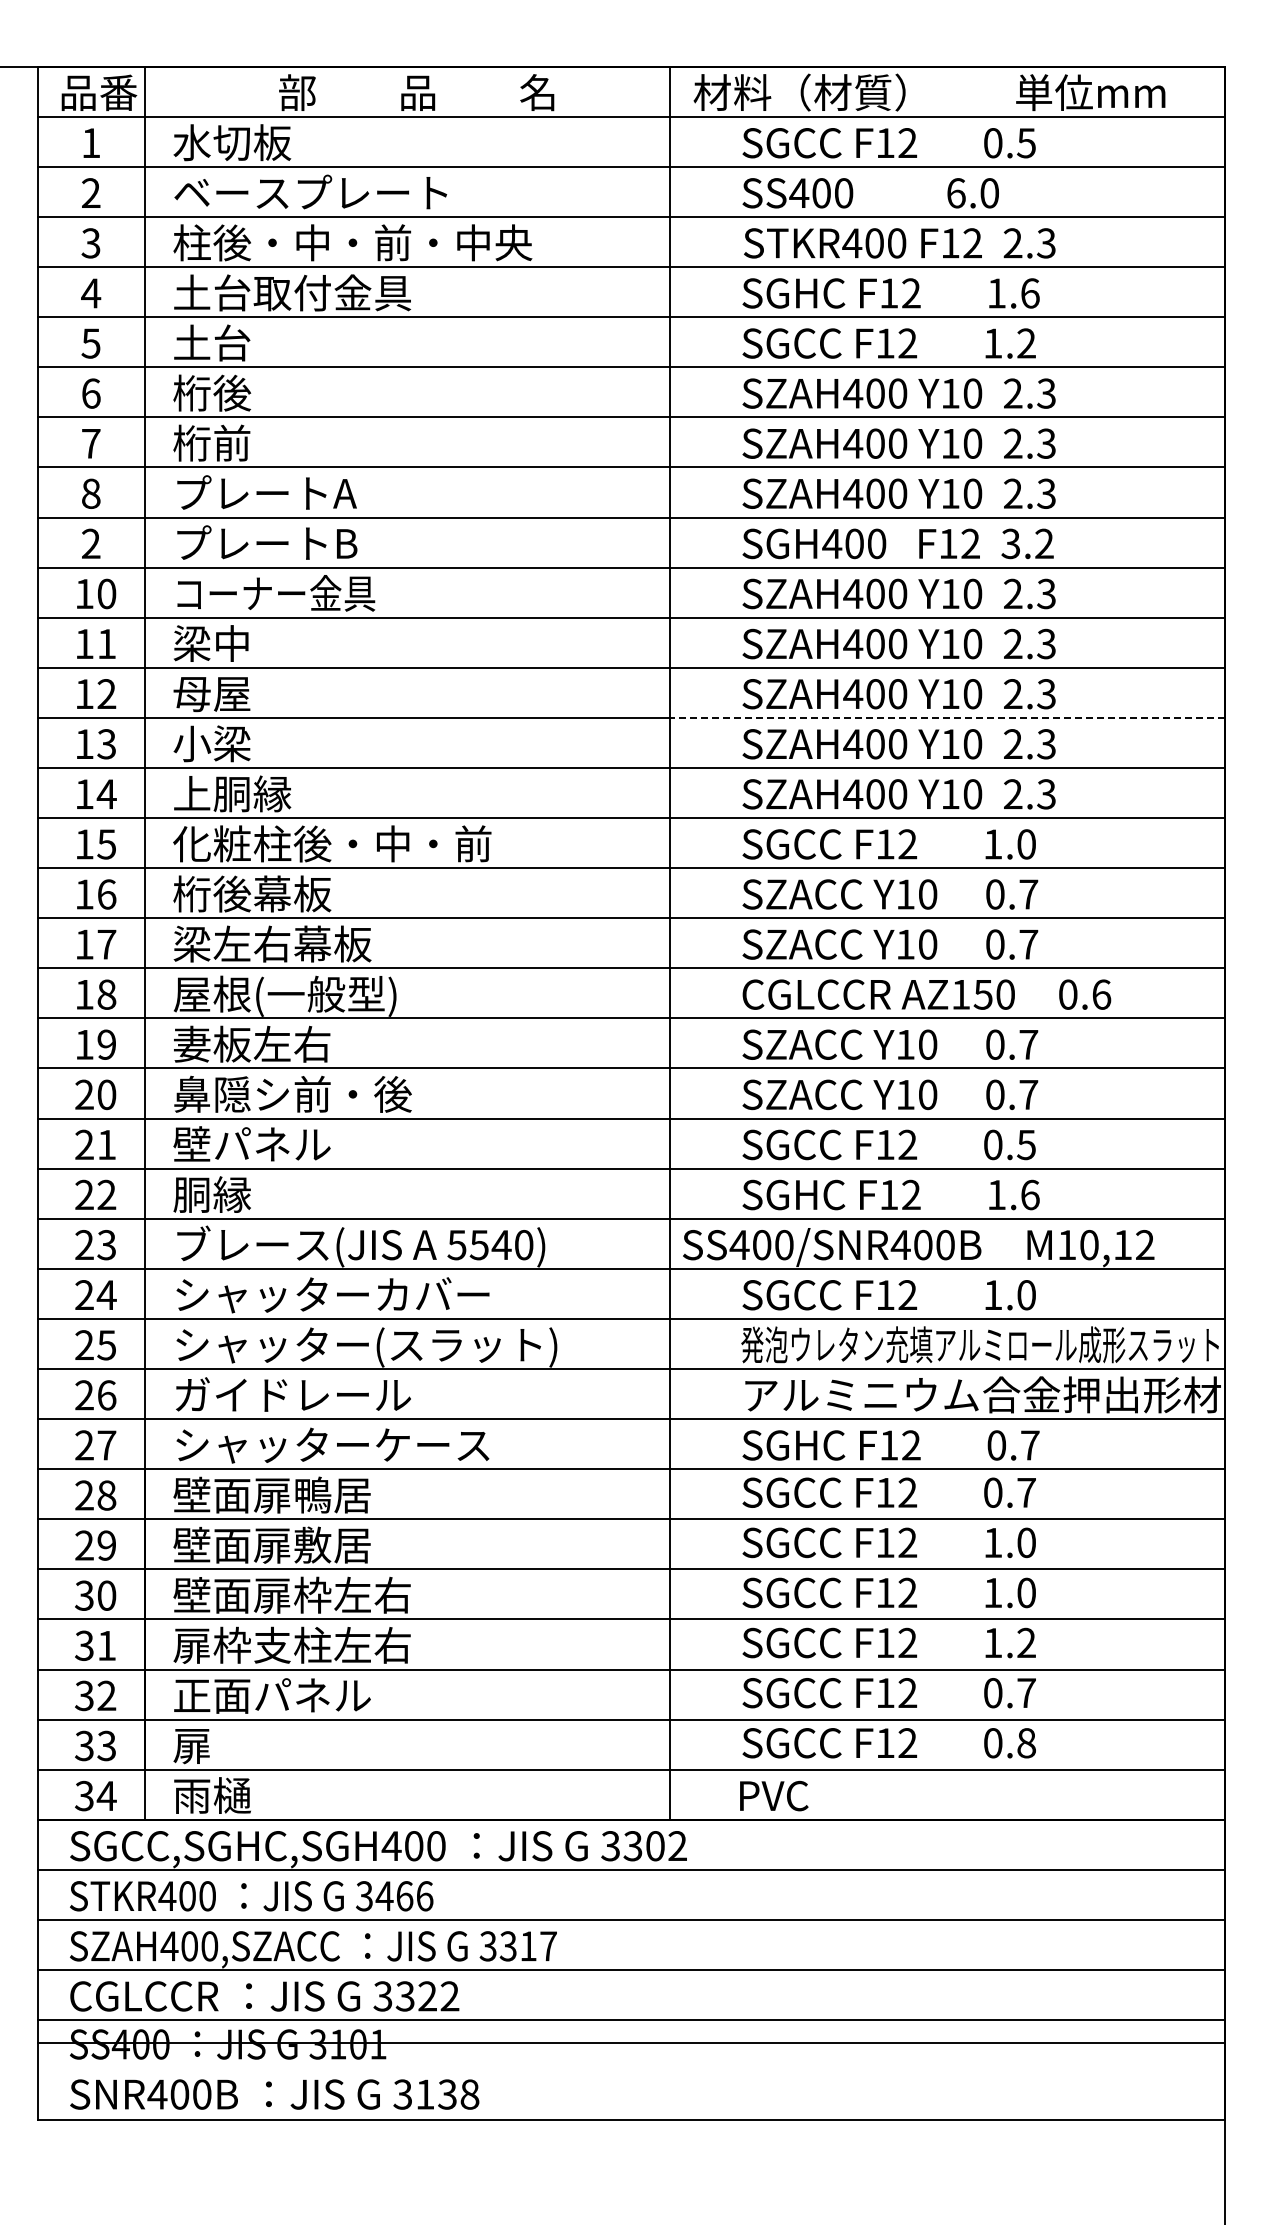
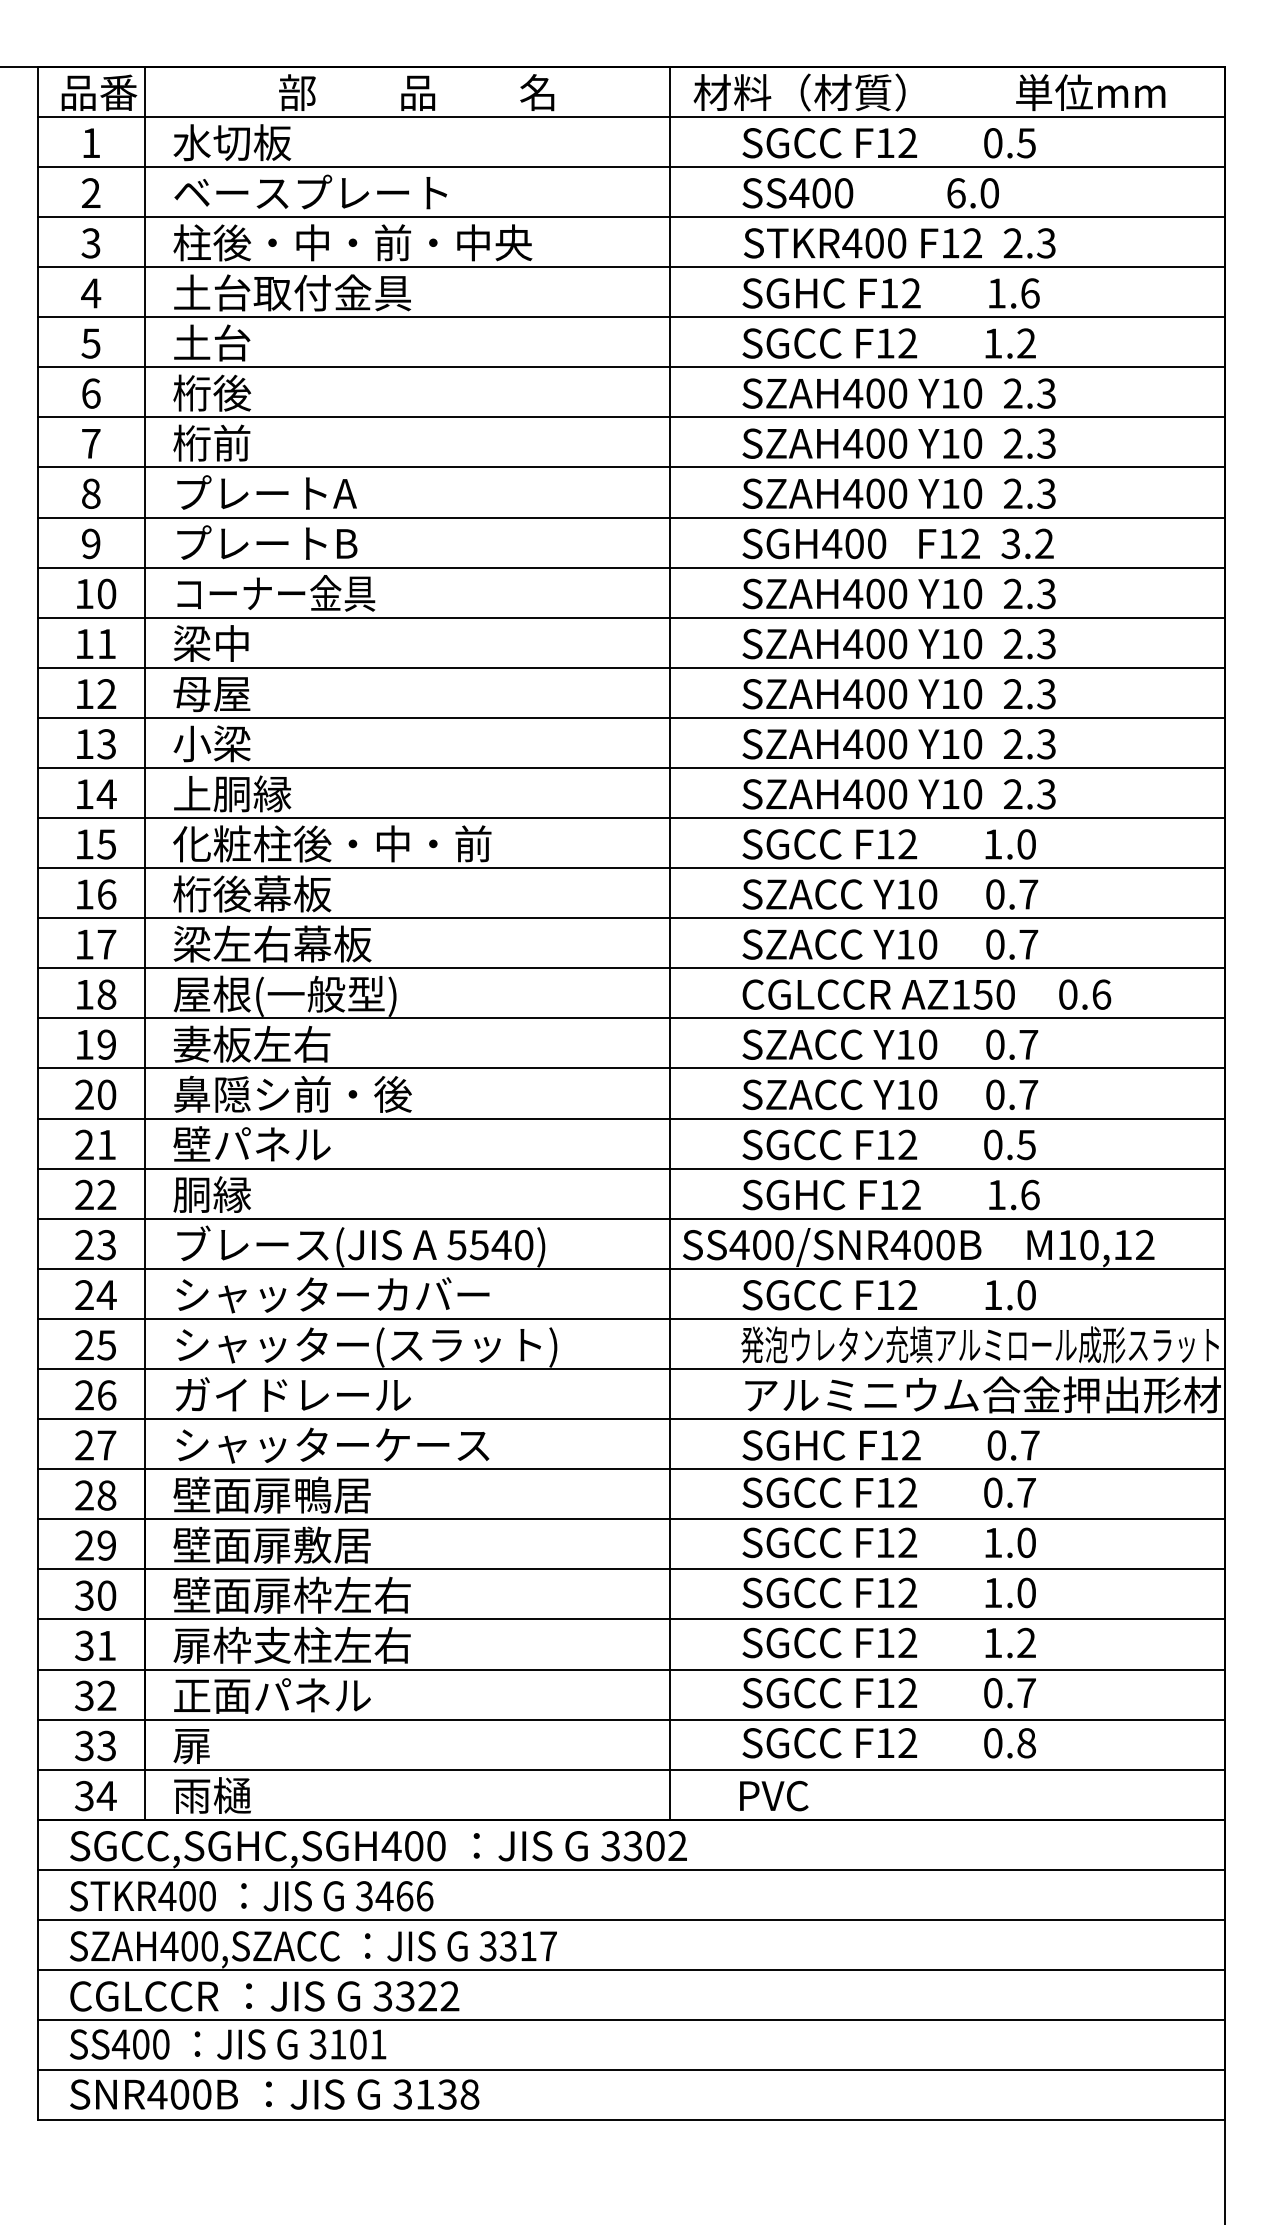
text: 2 -> 9 (91, 544)
line: dashed -> solid (947, 717)
line position: (631, 2043) -> (631, 2070) (631, 2070)
